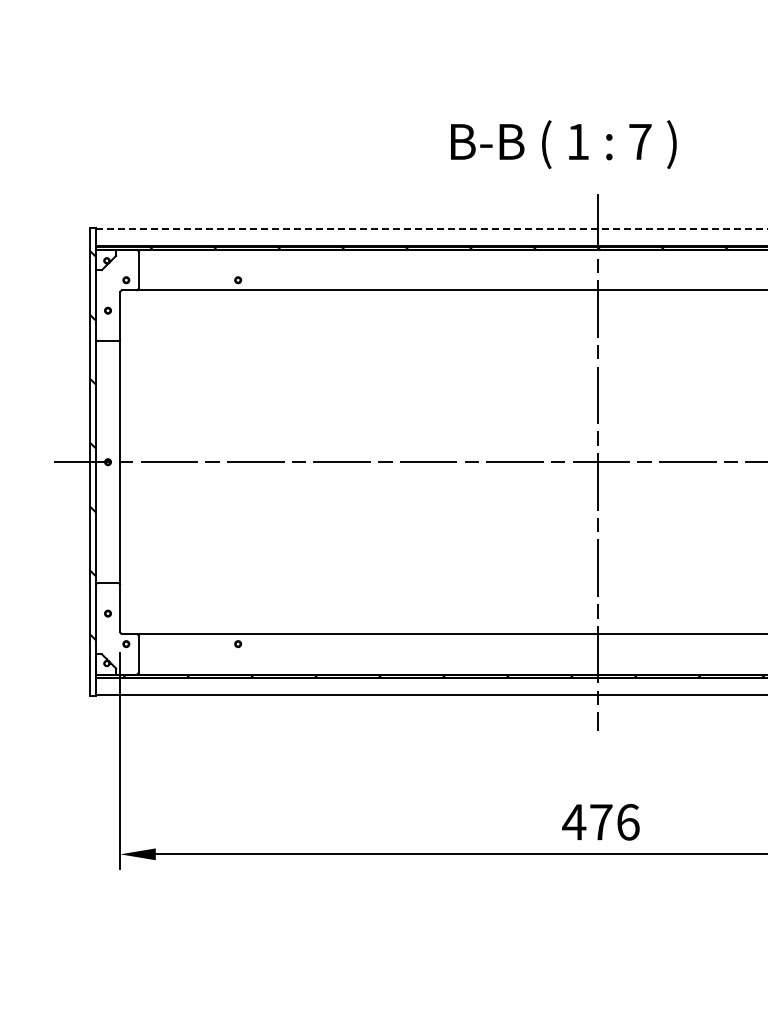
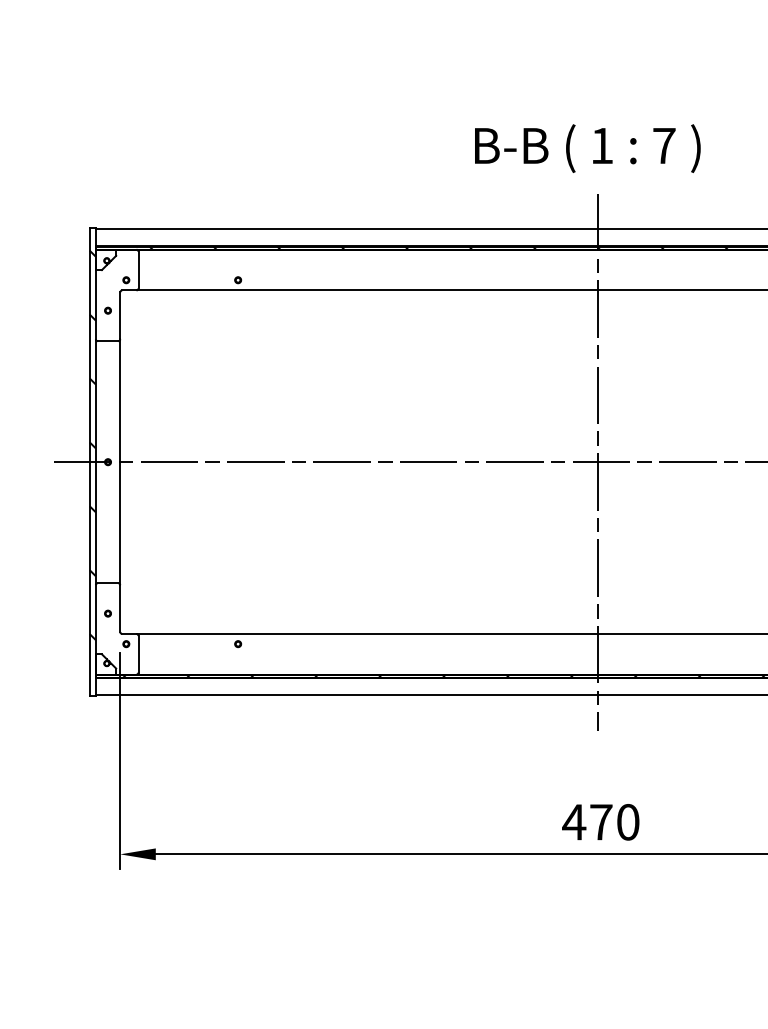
text position: (563, 144) -> (587, 148) (587, 148)
line: dashed -> solid (431, 229)
text: 476 -> 470 (628, 822)
